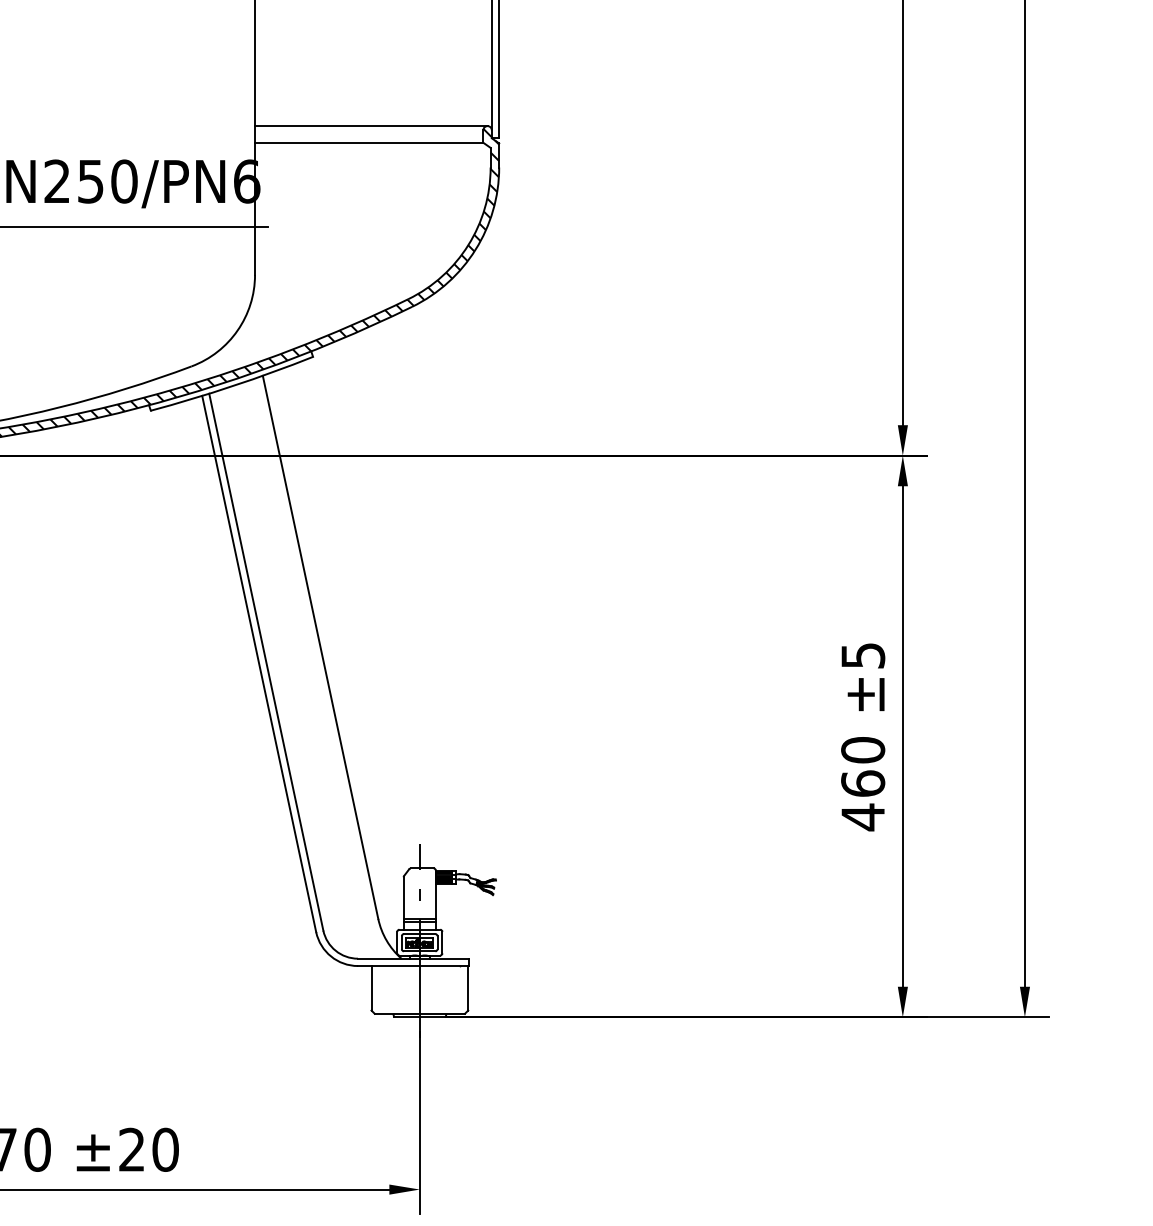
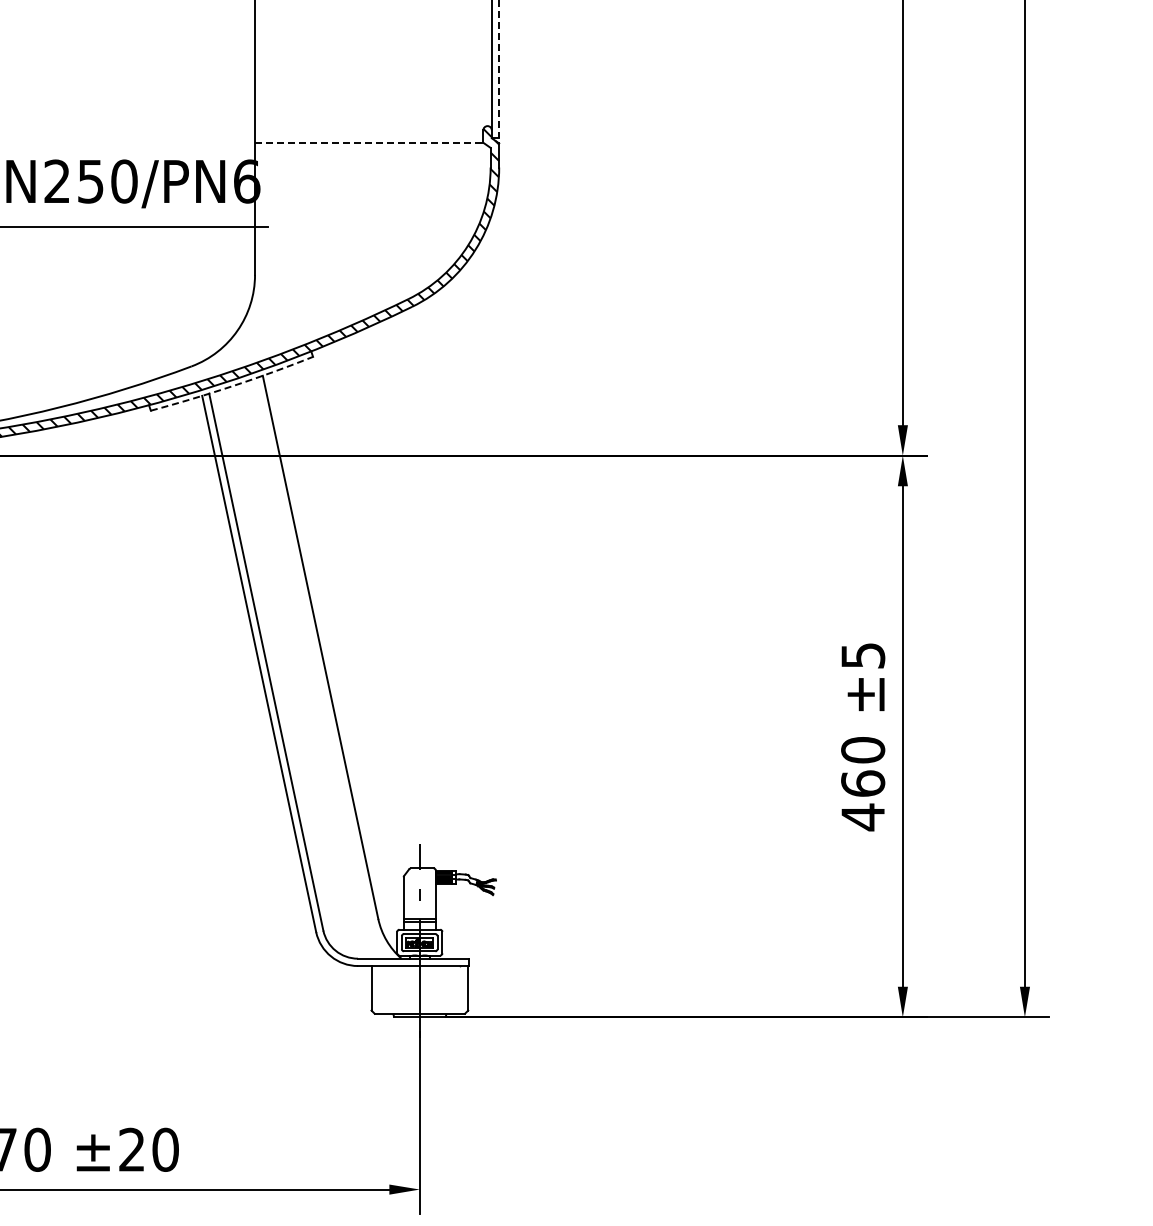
line: solid -> dashed (499, 69)
line: present -> none (371, 126)
line: solid -> dashed (369, 142)
arc: solid -> dashed (232, 386)
